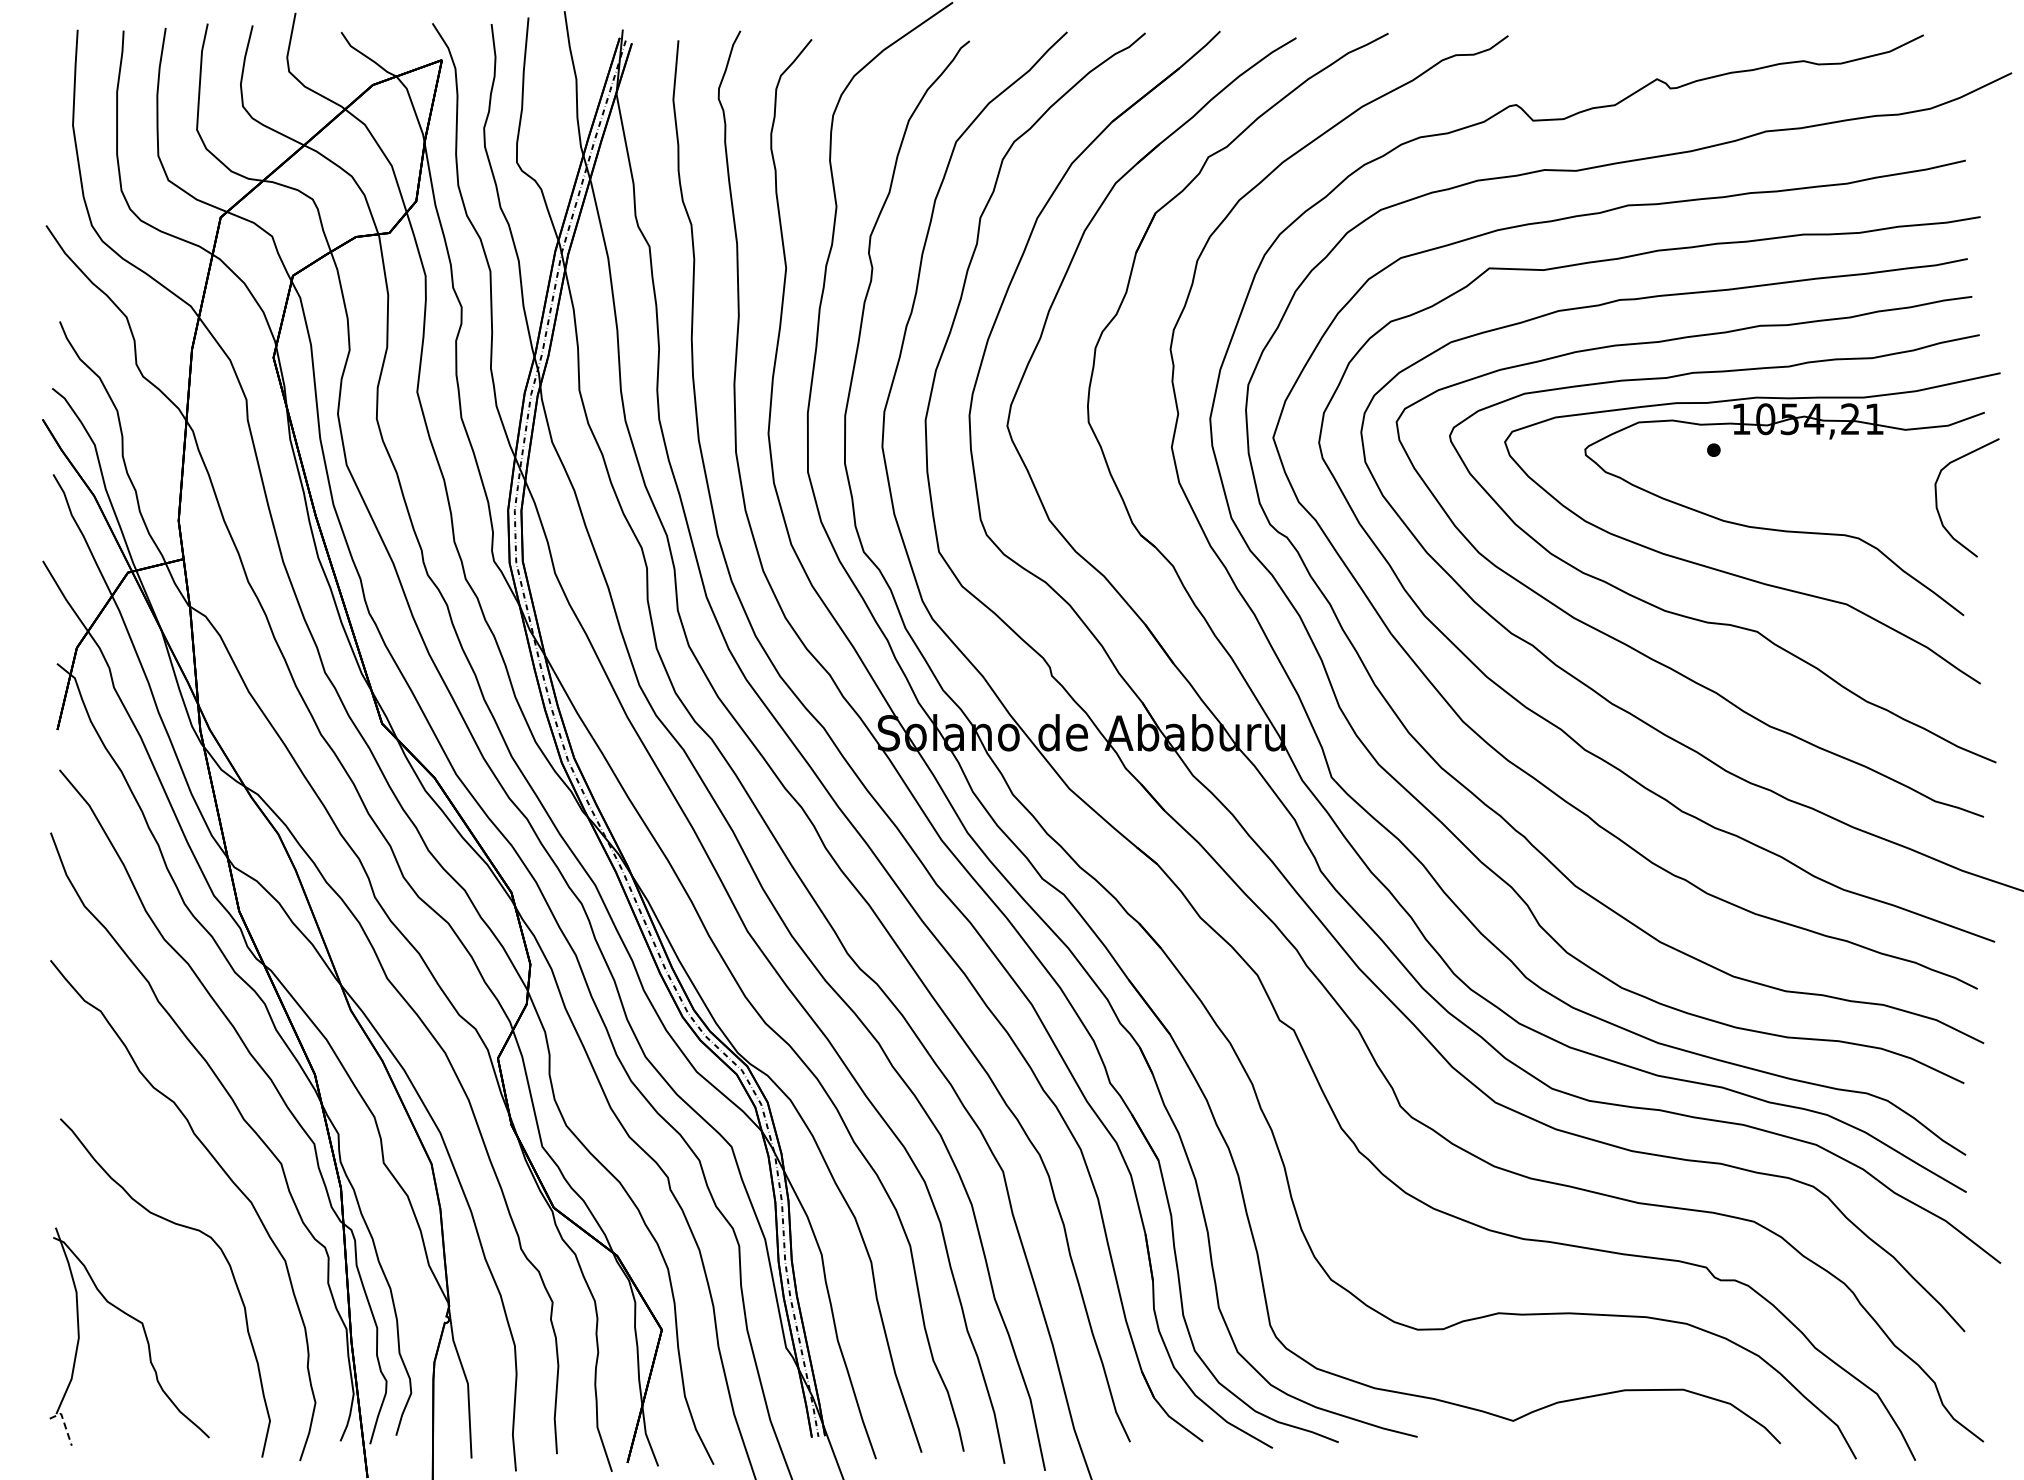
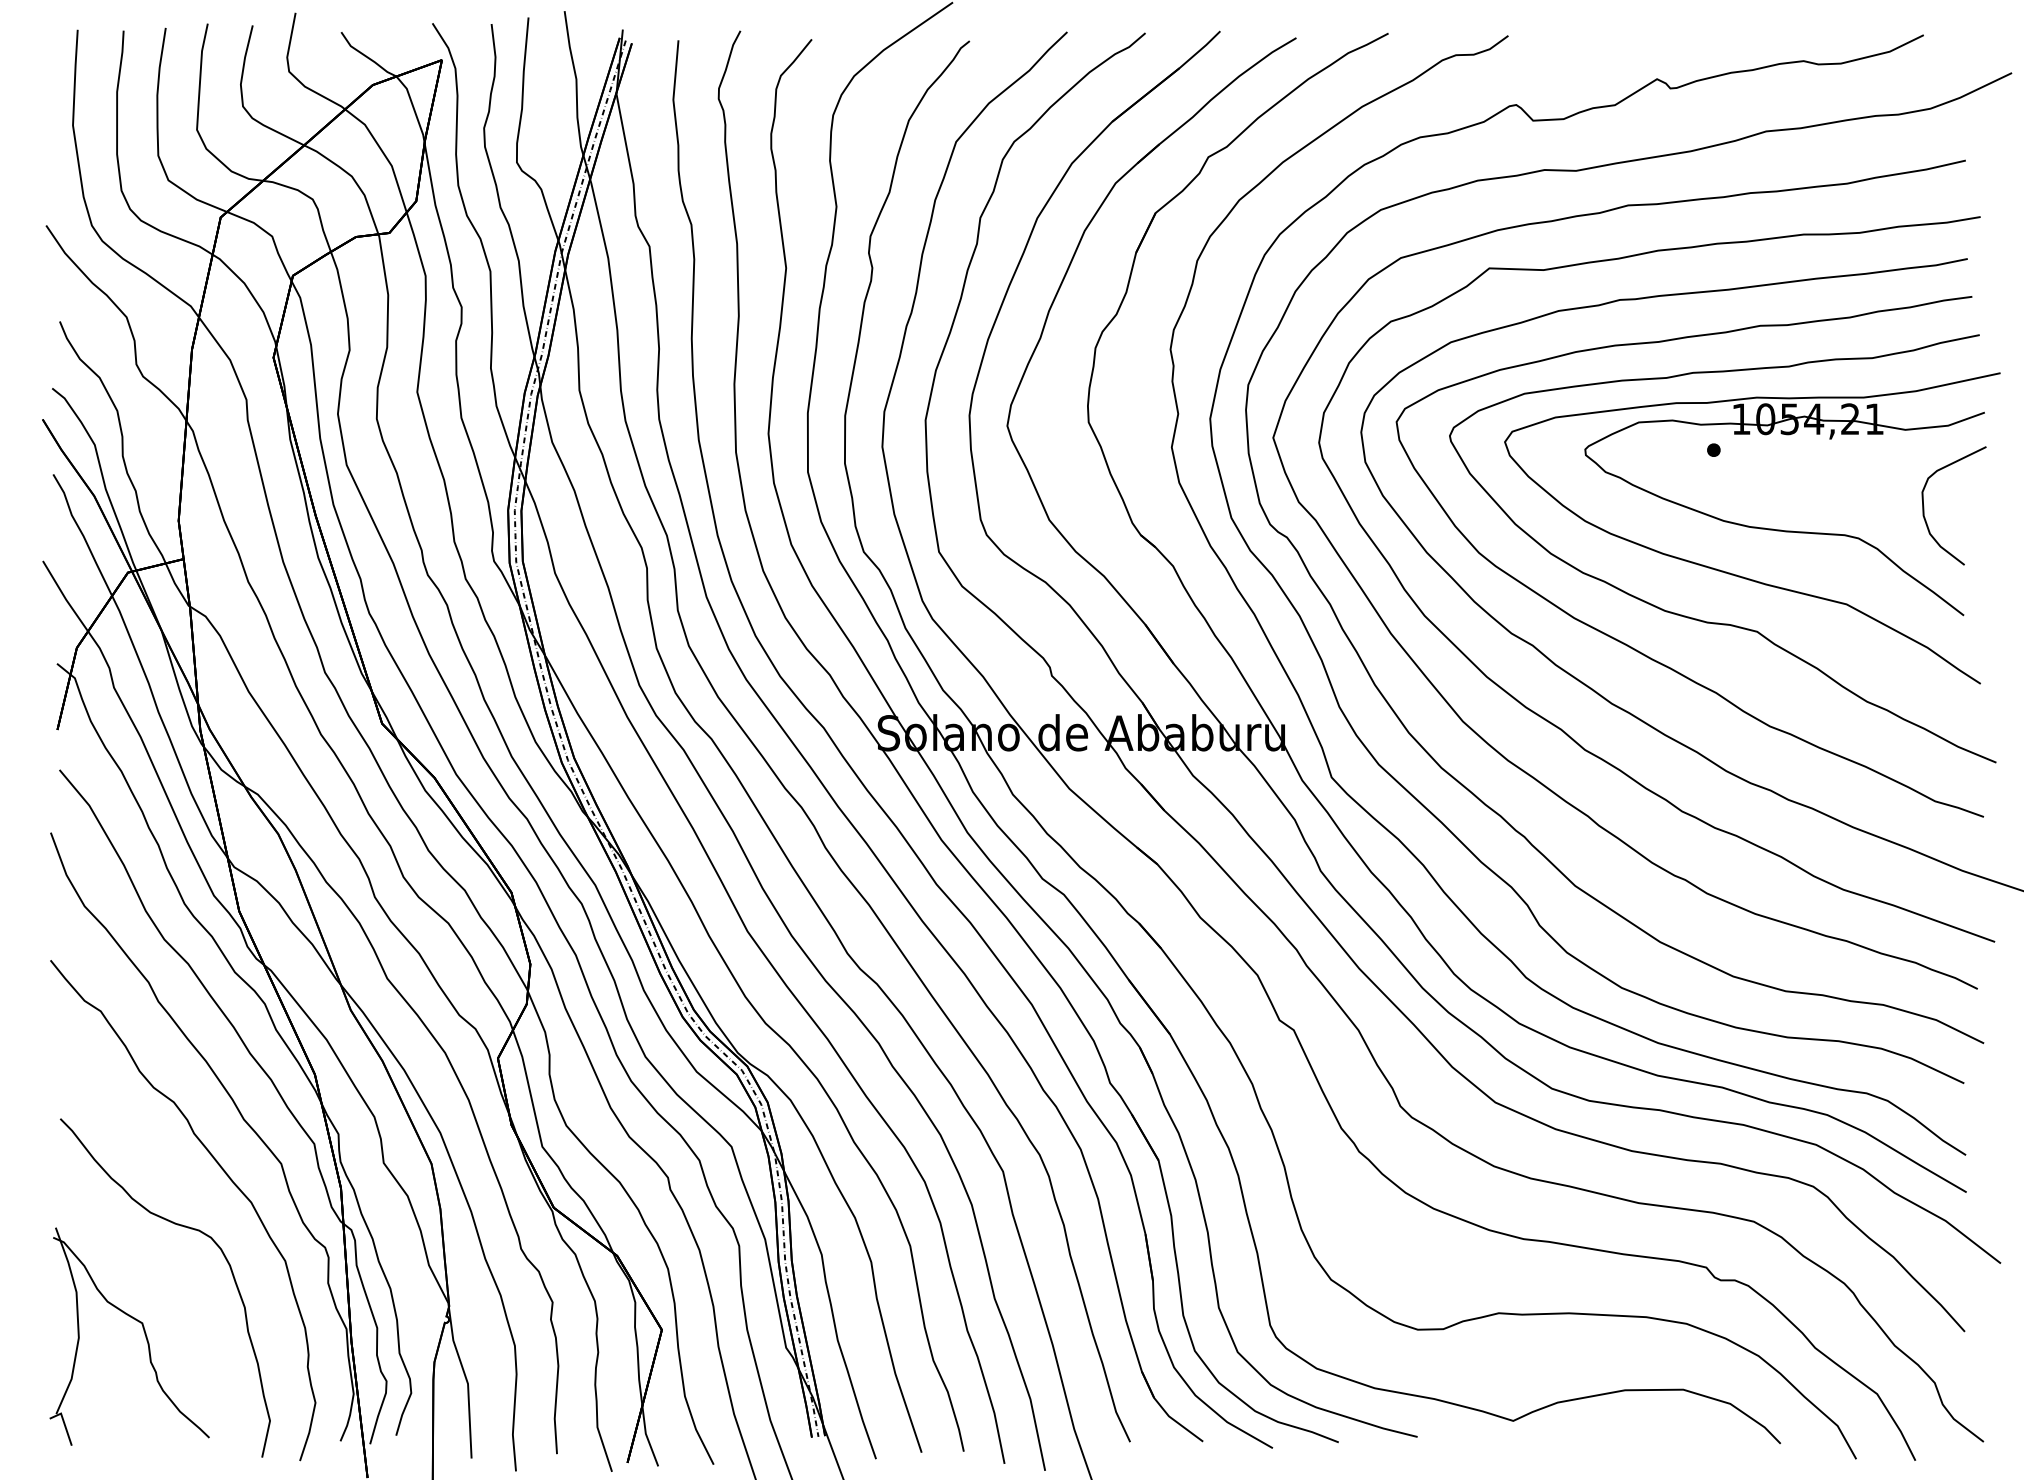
curve position: (1937, 498) -> (1924, 506) (1924, 506)
line: dashed -> solid (64, 1423)
